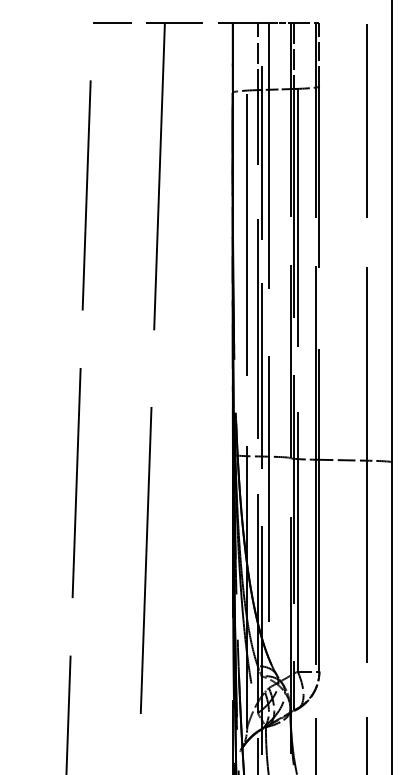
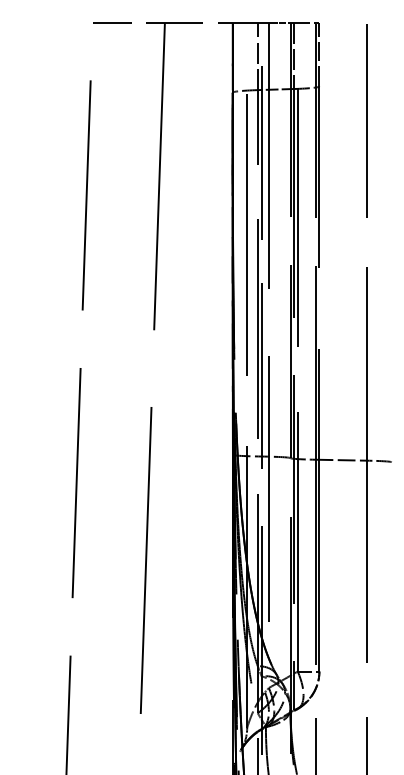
line: present -> none (391, 386)
